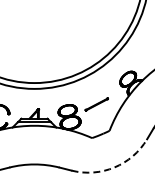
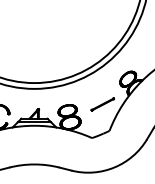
line position: (96, 104) -> (102, 104) (102, 104)
arc: dashed -> solid (114, 167)
